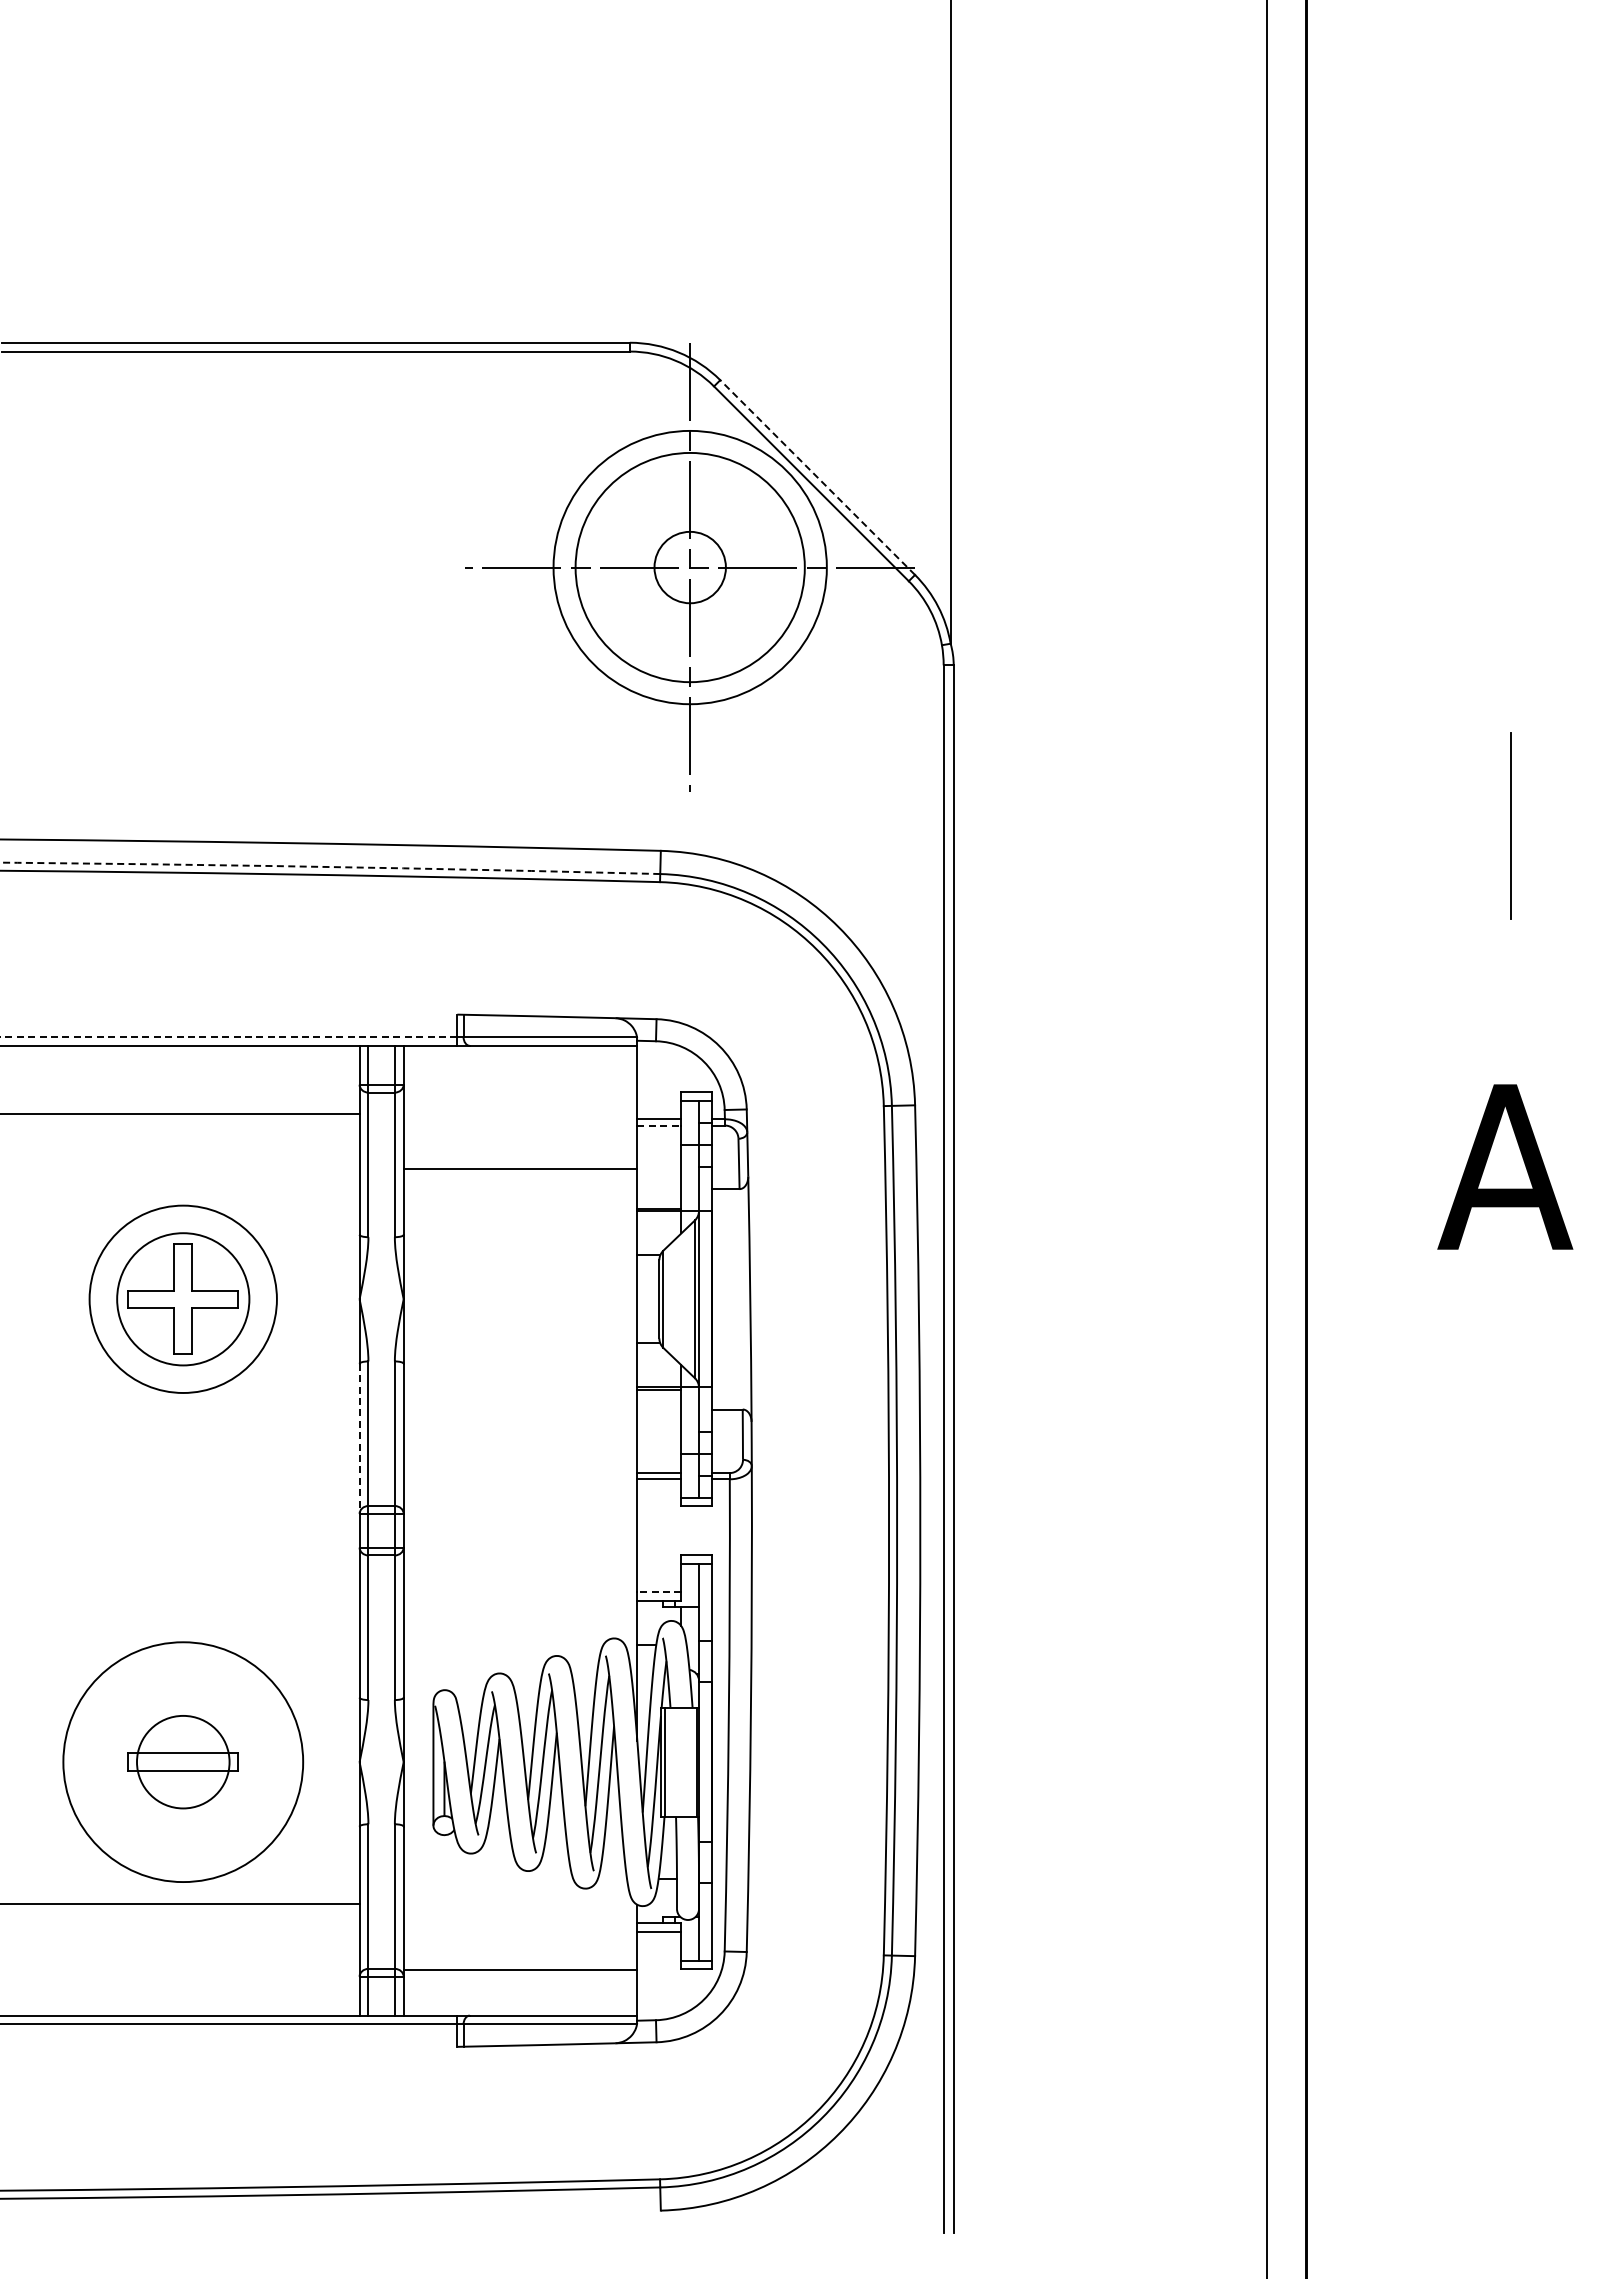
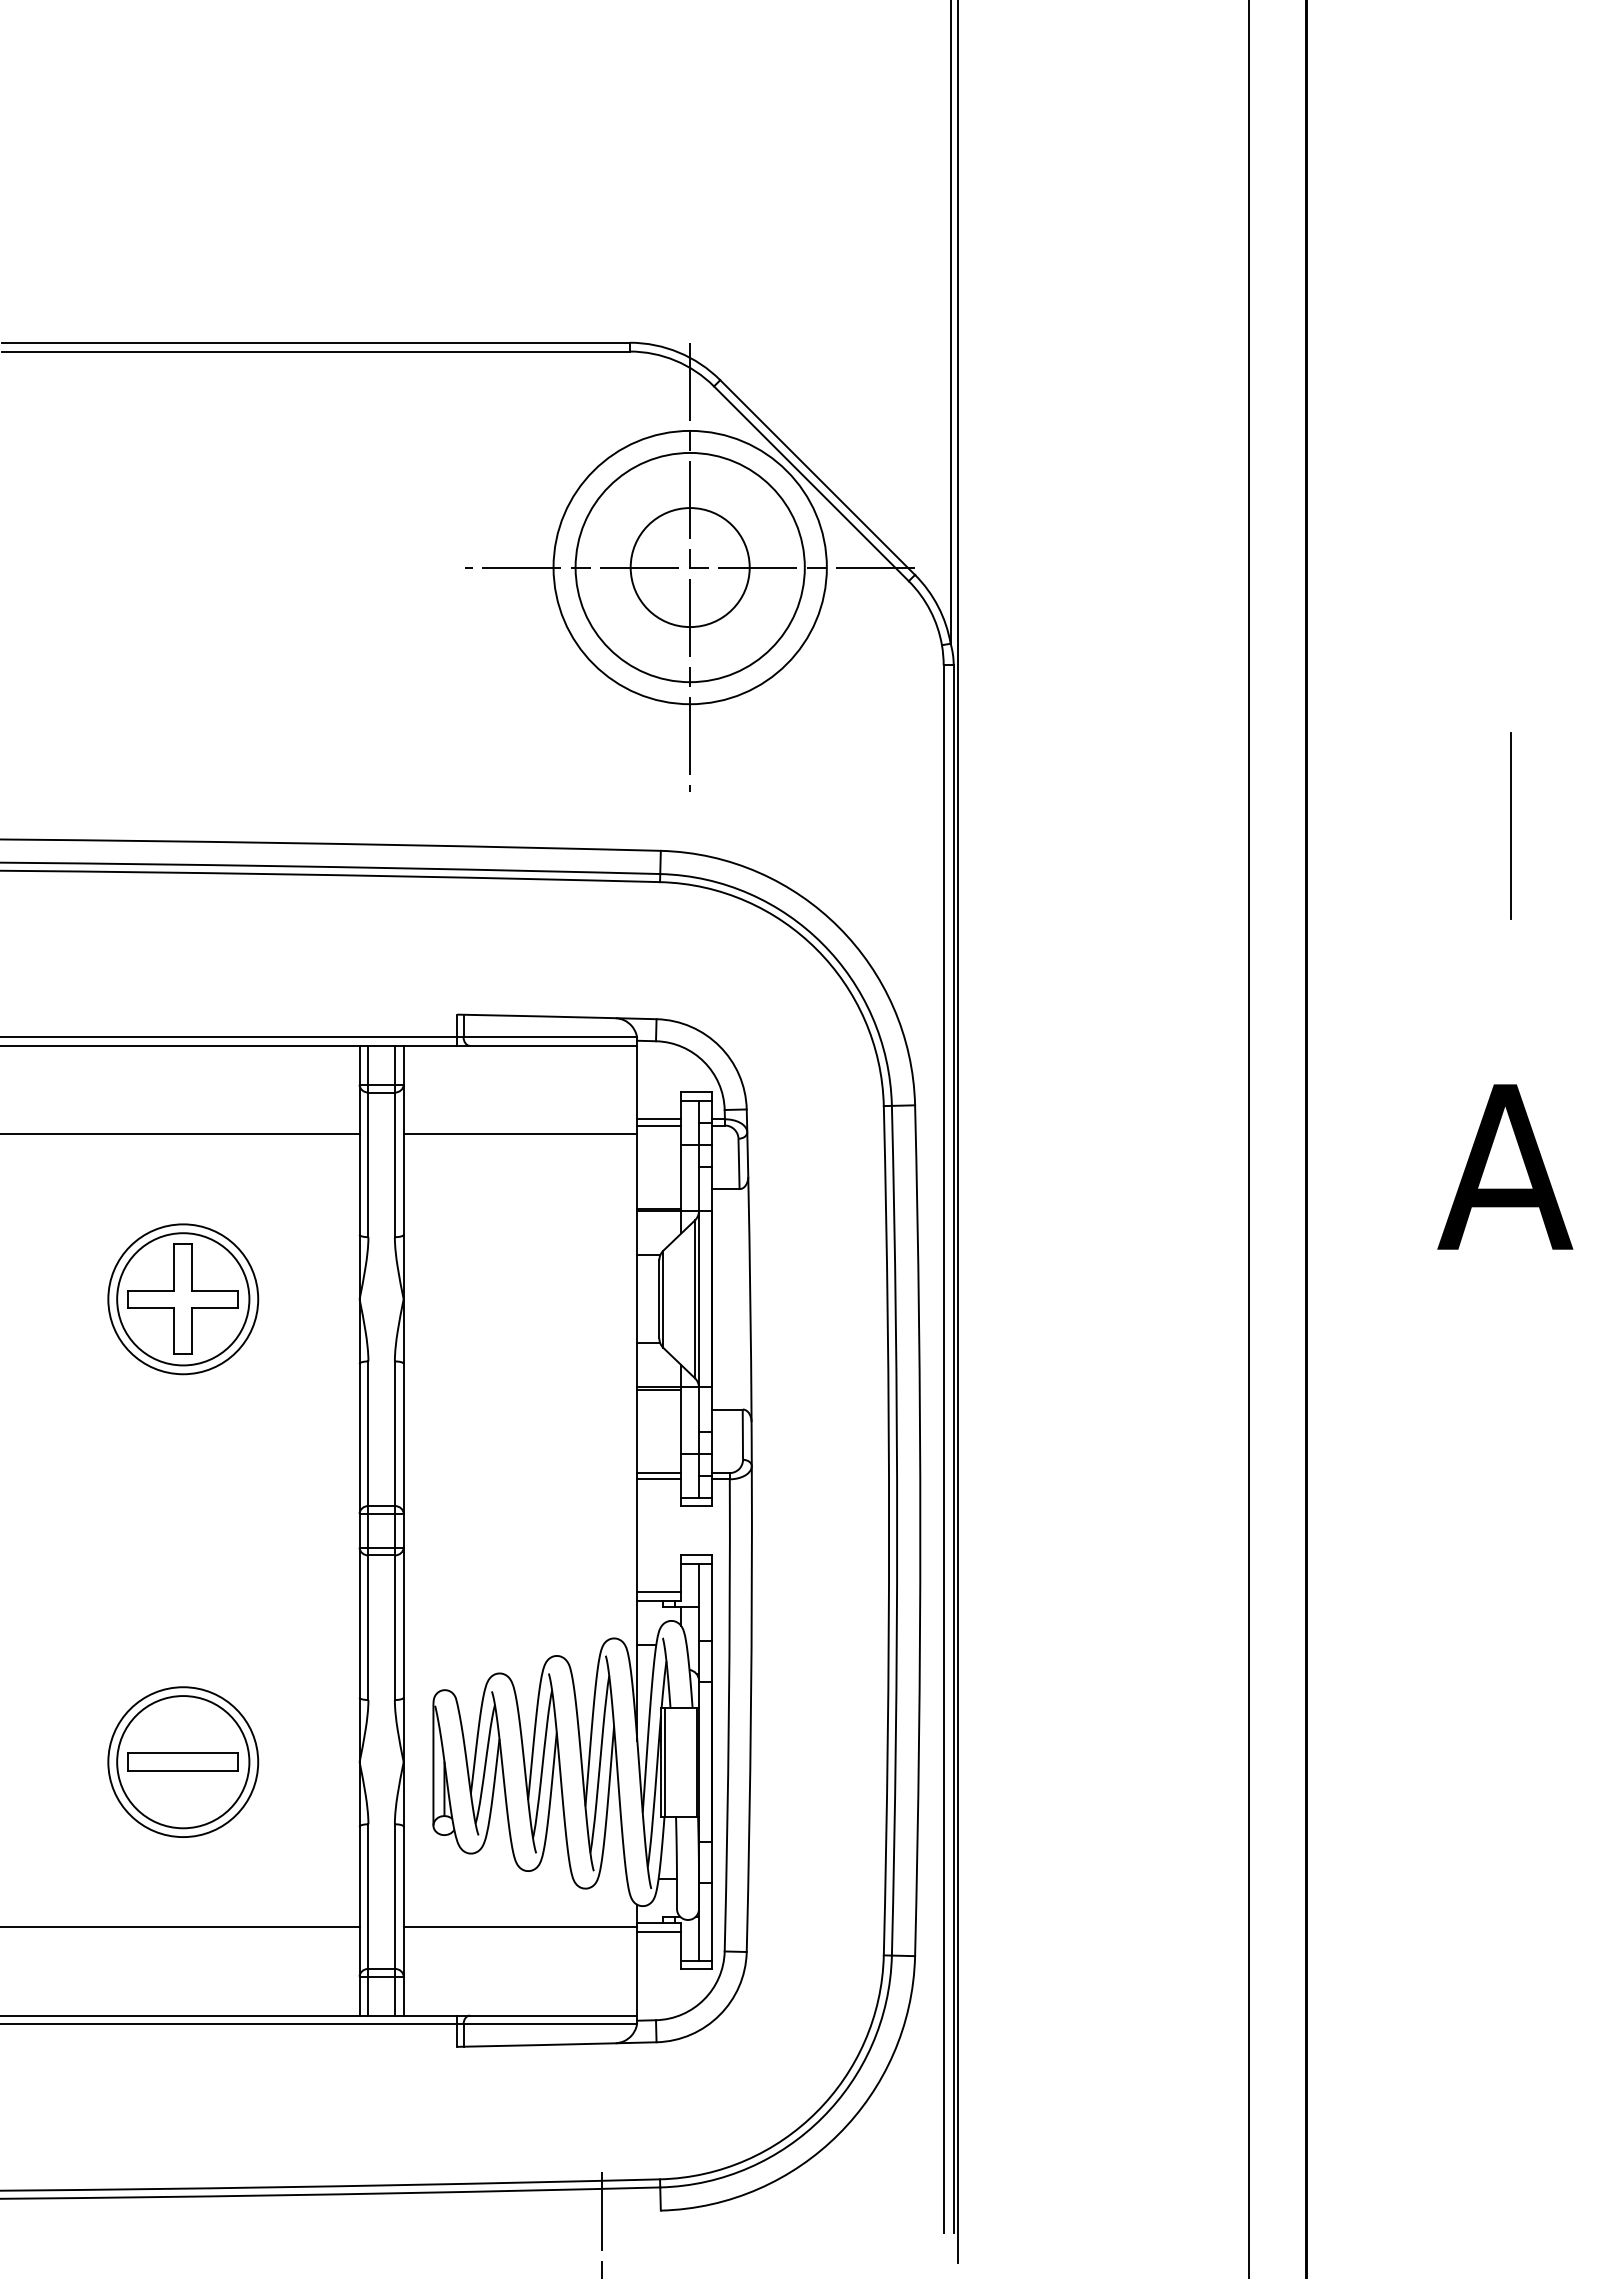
line: dashed -> solid (817, 477)
circle diameter: 71 px -> 119 px (689, 567)
arc: dashed -> solid (329, 867)
line: dashed -> solid (228, 1037)
line position: (180, 1114) -> (180, 1134) (180, 1134)
line: dashed -> solid (659, 1125)
line: none -> present (958, 1132)
line position: (1267, 1138) -> (1249, 1138) (1249, 1138)
line position: (520, 1169) -> (520, 1134) (520, 1134)
circle diameter: 187 px -> 150 px (183, 1299)
line: dashed -> solid (359, 1439)
line: dashed -> solid (658, 1592)
circle diameter: 93 px -> 132 px (183, 1762)
circle diameter: 240 px -> 150 px (183, 1762)
line position: (180, 1904) -> (180, 1927) (180, 1927)
line position: (520, 1970) -> (520, 1927) (520, 1927)
line: none -> present (602, 2223)
